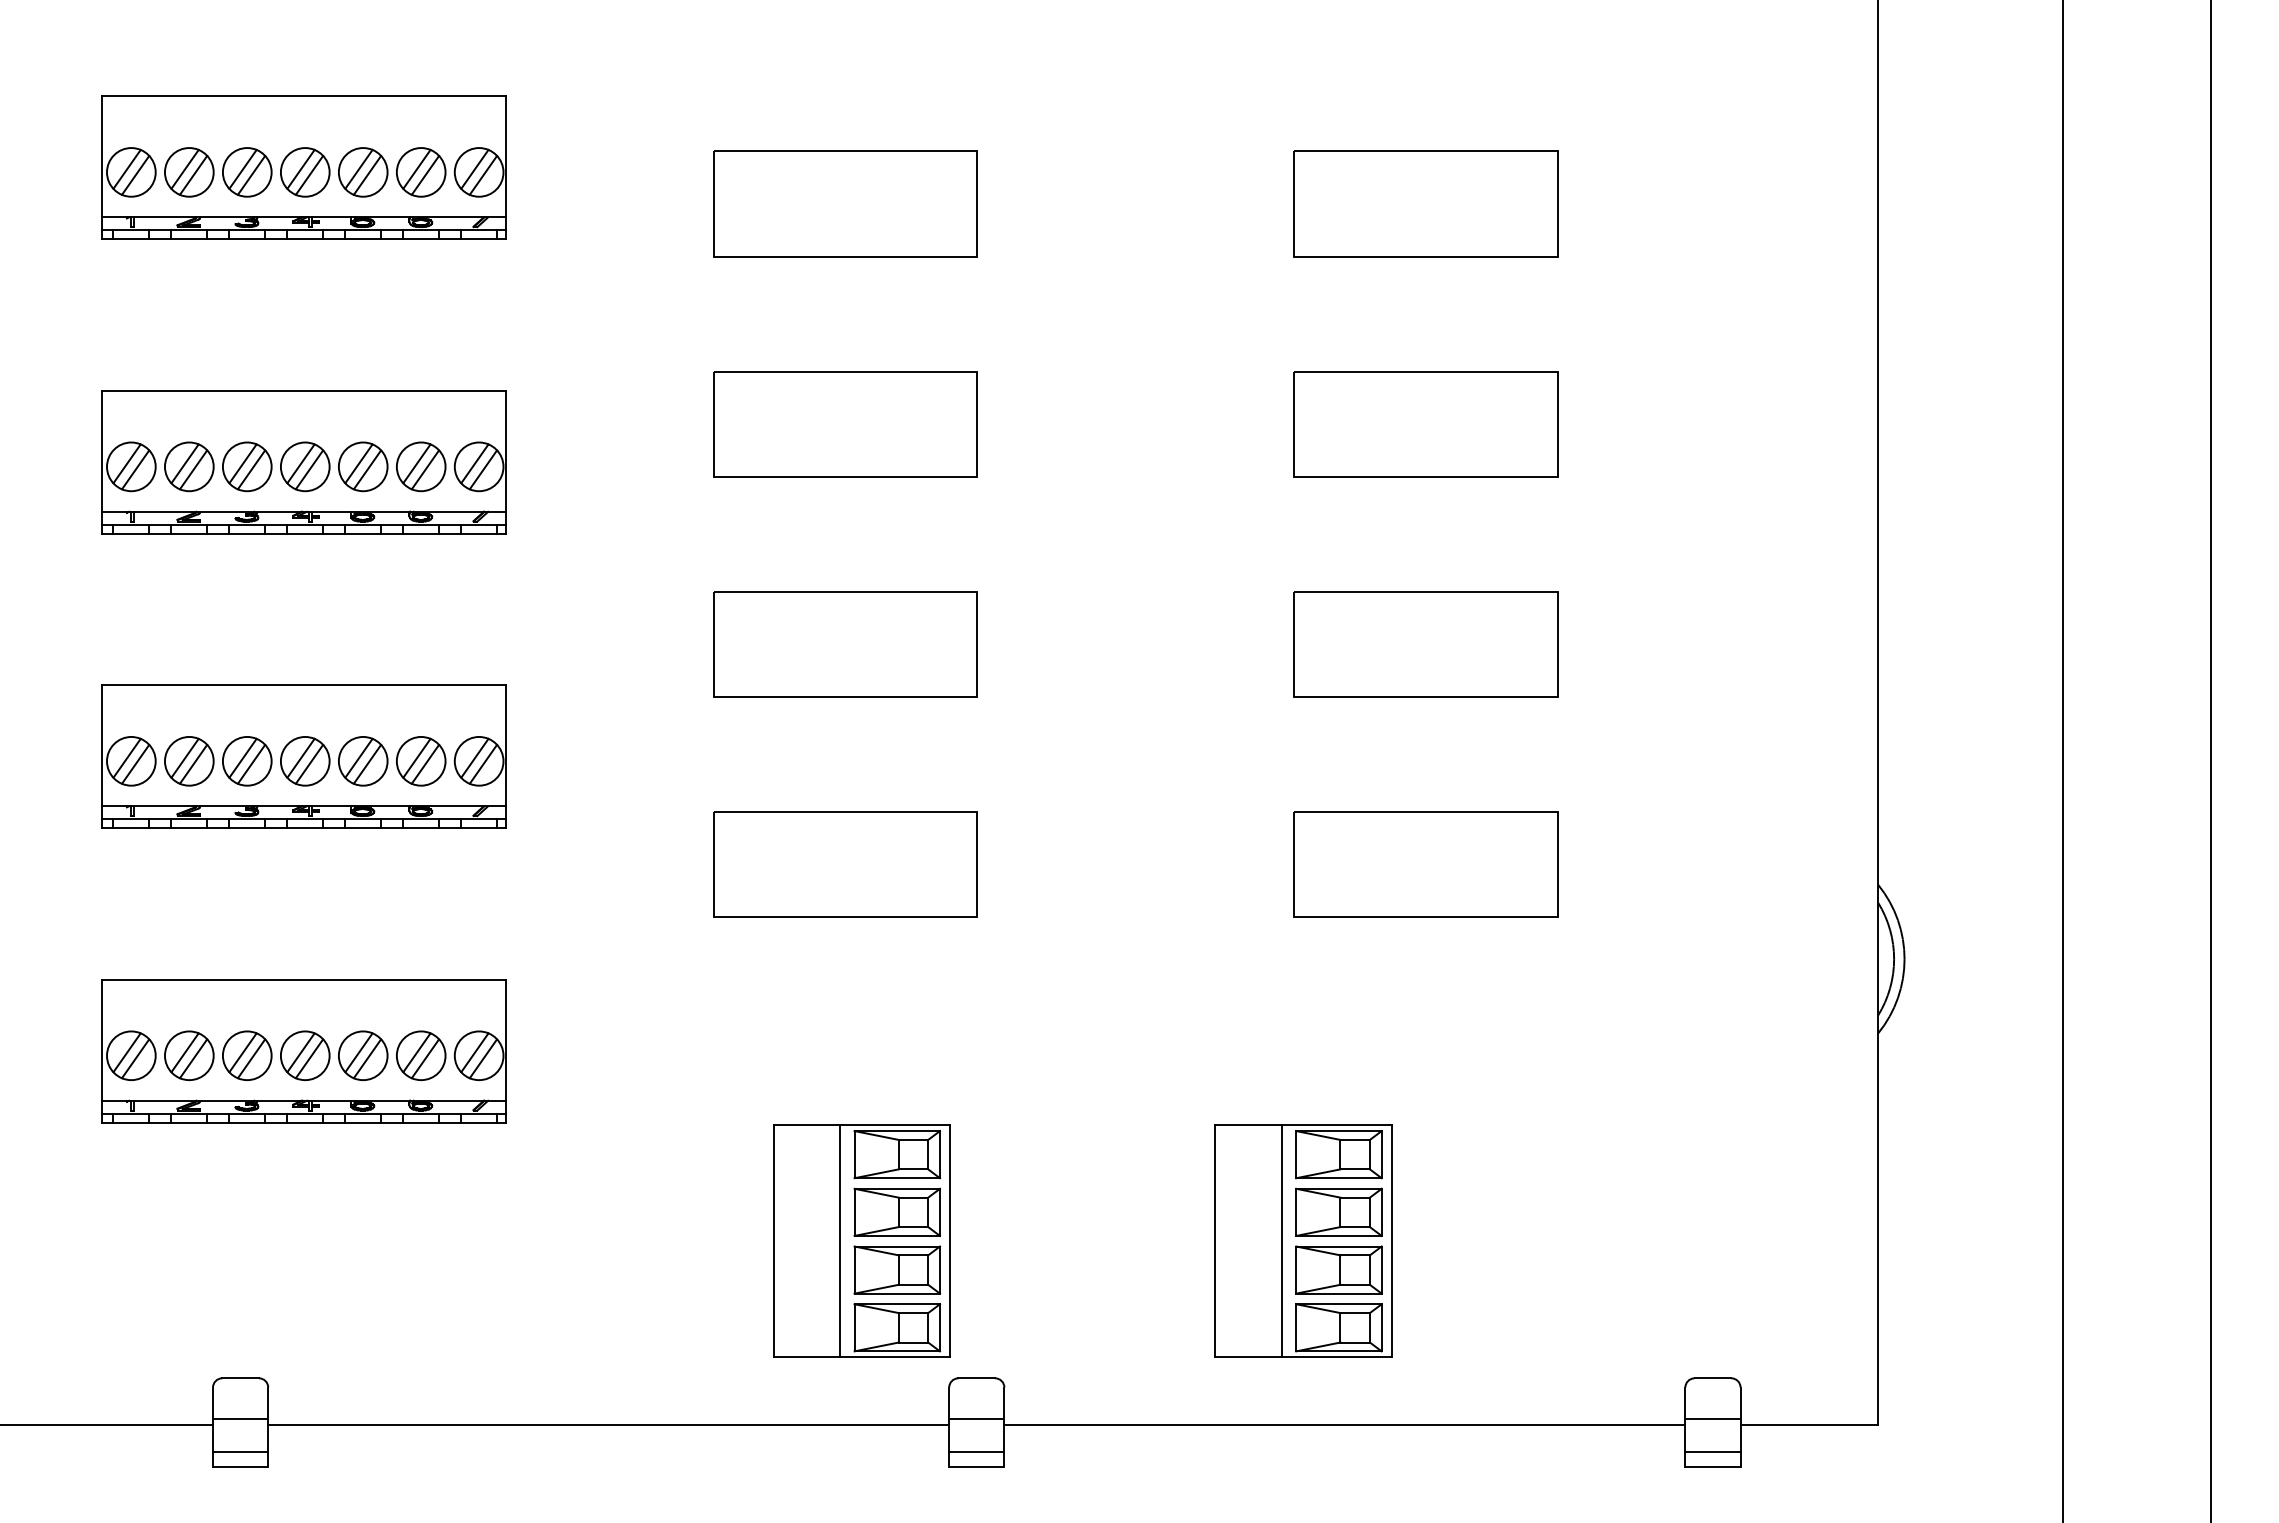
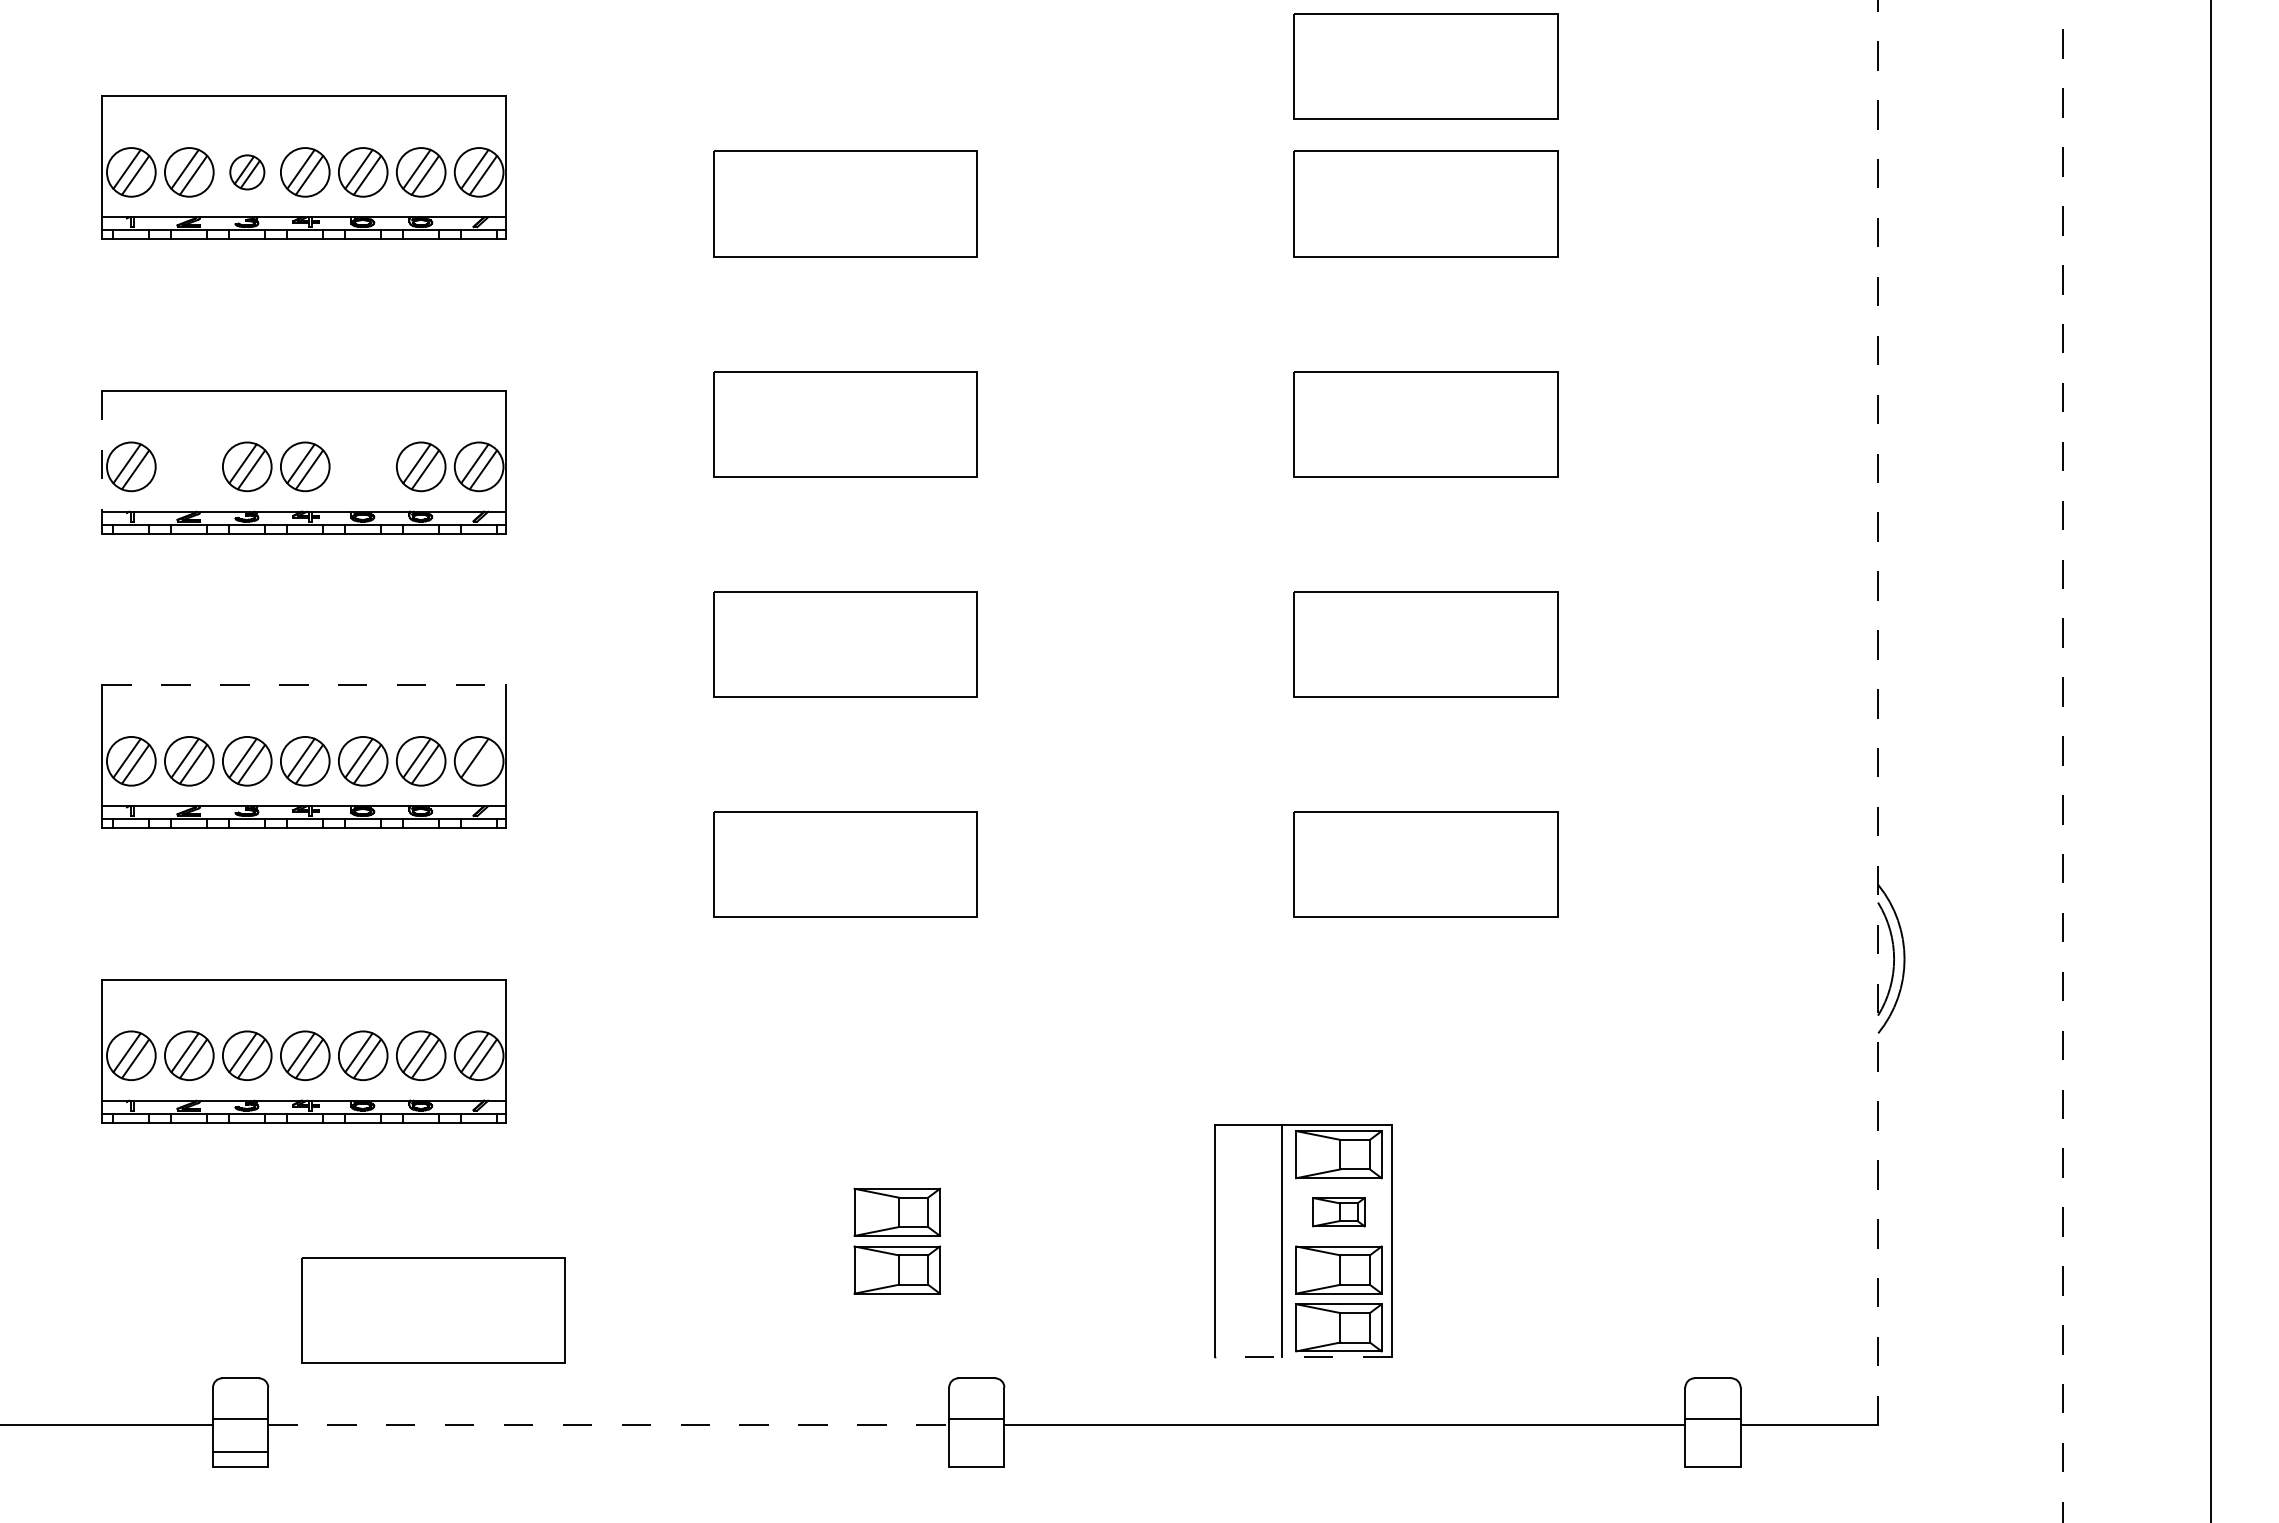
part: none -> present (1425, 66)
part size: 51x51 px -> 37x37 px (247, 172)
line: solid -> dashed (102, 462)
part: present -> none (189, 466)
part: present -> none (363, 466)
line: solid -> dashed (304, 685)
line: solid -> dashed (1877, 712)
line: solid -> dashed (2063, 761)
line: present -> none (483, 763)
part size: 88x50 px -> 54x31 px (1338, 1212)
part: present -> none (861, 1240)
part: none -> present (433, 1310)
line: solid -> dashed (1303, 1357)
line: solid -> dashed (609, 1425)
line: present -> none (976, 1451)
line: present -> none (1712, 1451)
